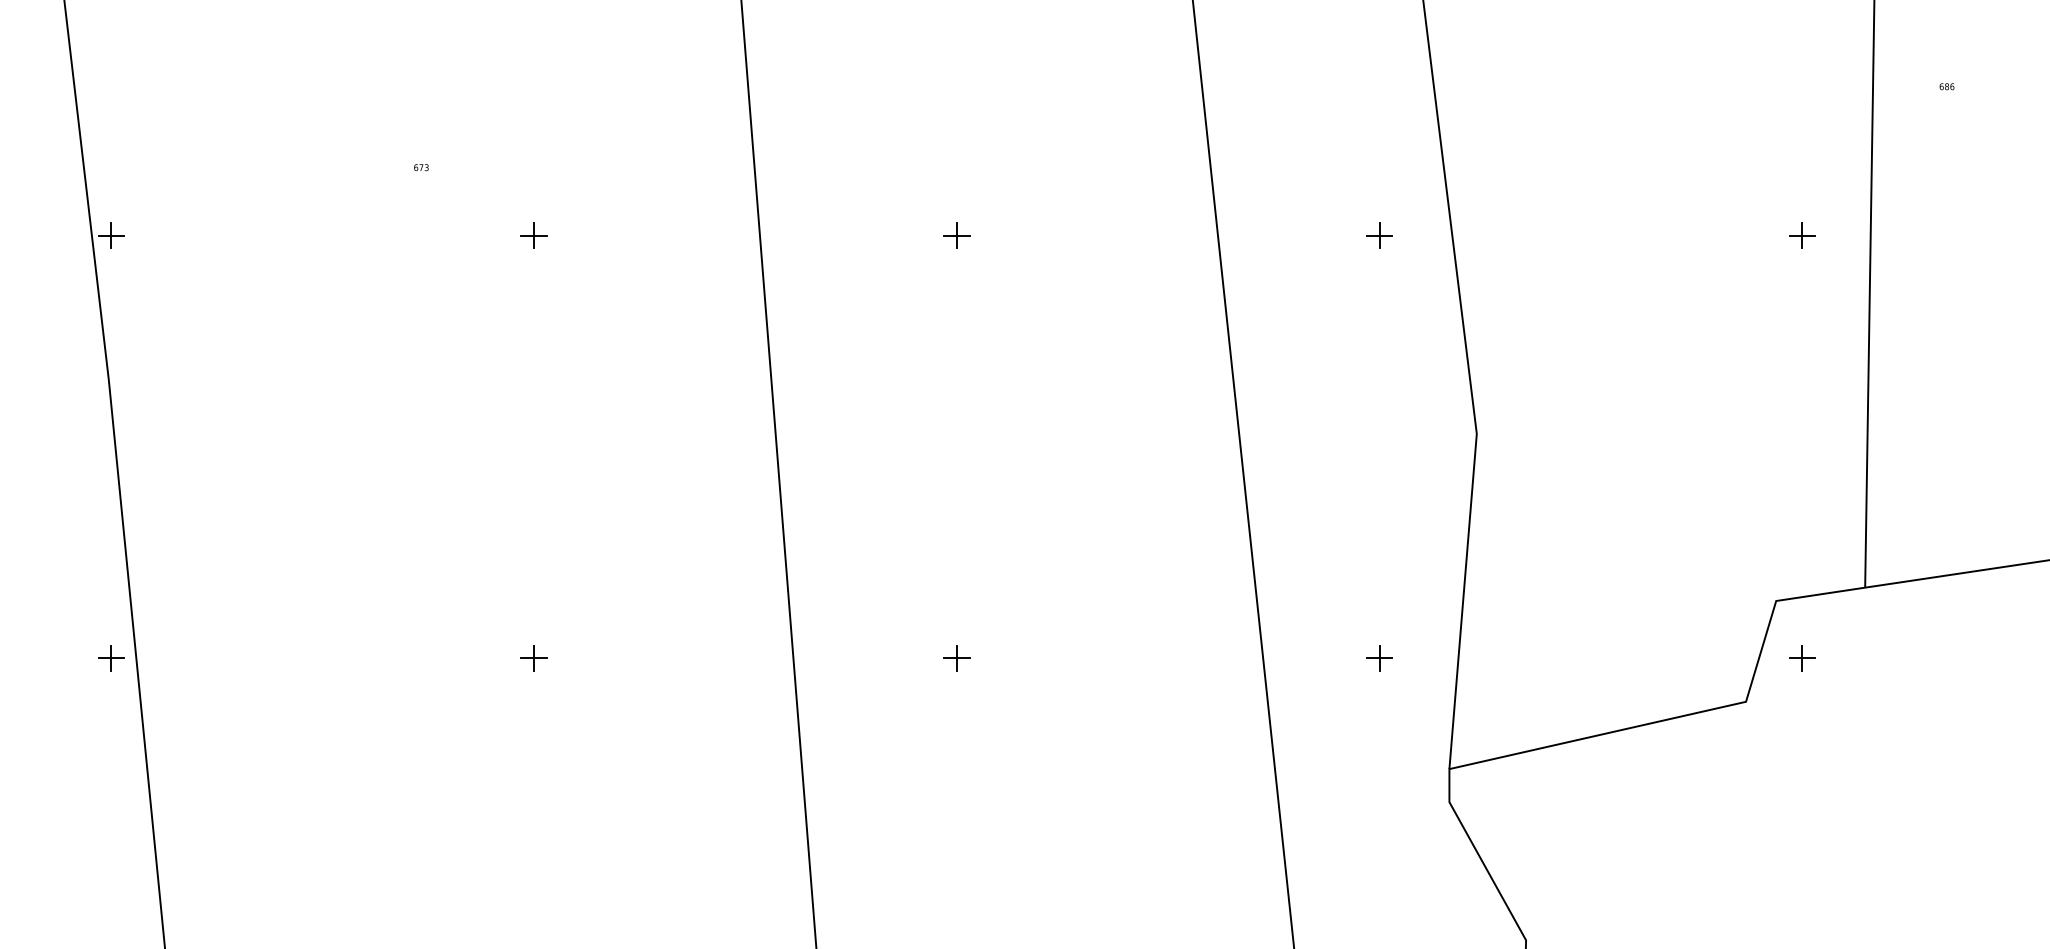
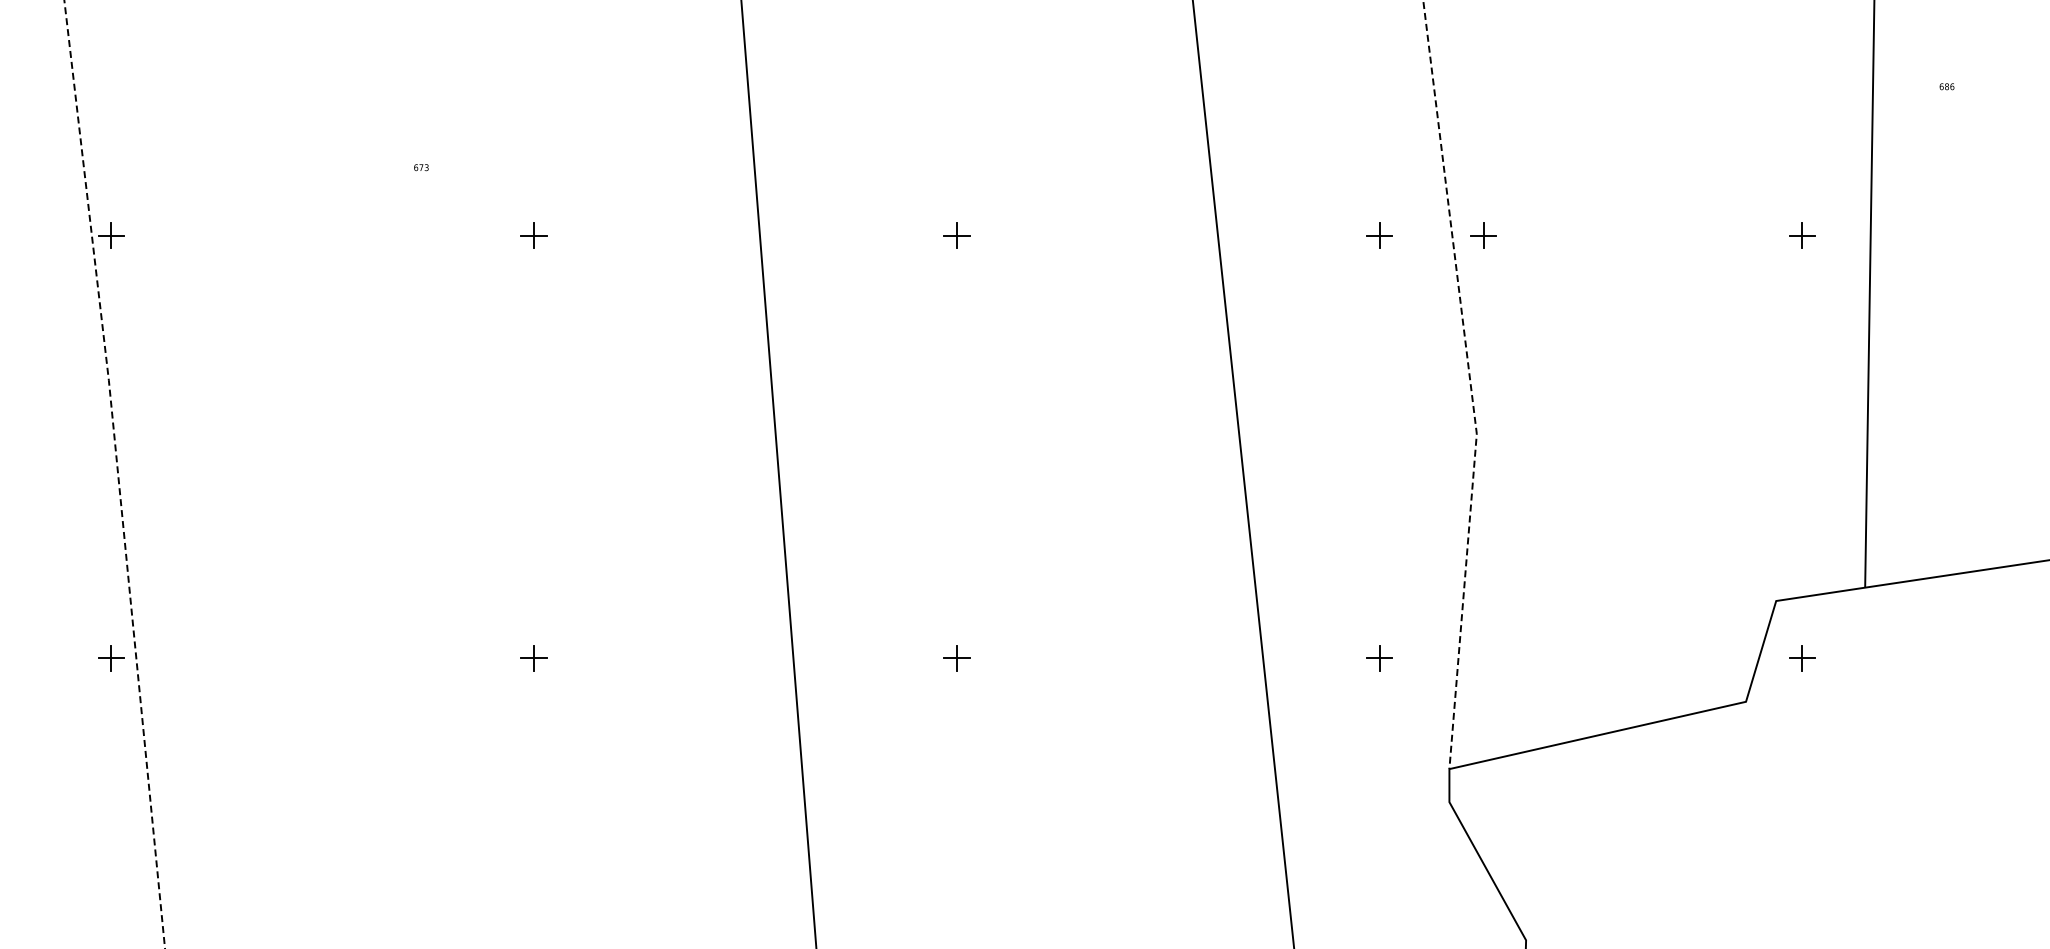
part: none -> present (1483, 235)
line: solid -> dashed (1470, 385)
line: solid -> dashed (118, 473)
